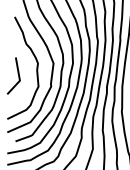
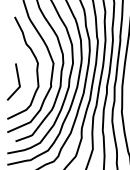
line position: (17, 73) -> (17, 79) (17, 79)
